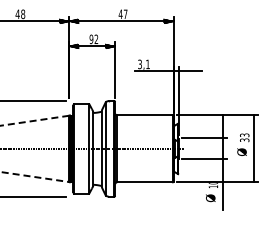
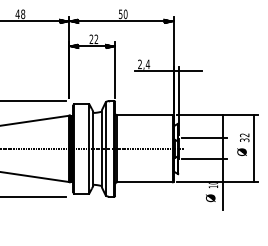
text: 47 -> 50 (122, 14)
text: 92 -> 22 (91, 38)
text: 3,1 -> 2,4 (144, 64)
line: dashed -> solid (34, 120)
text: 33 -> 32 (244, 135)
line: dashed -> solid (34, 177)
